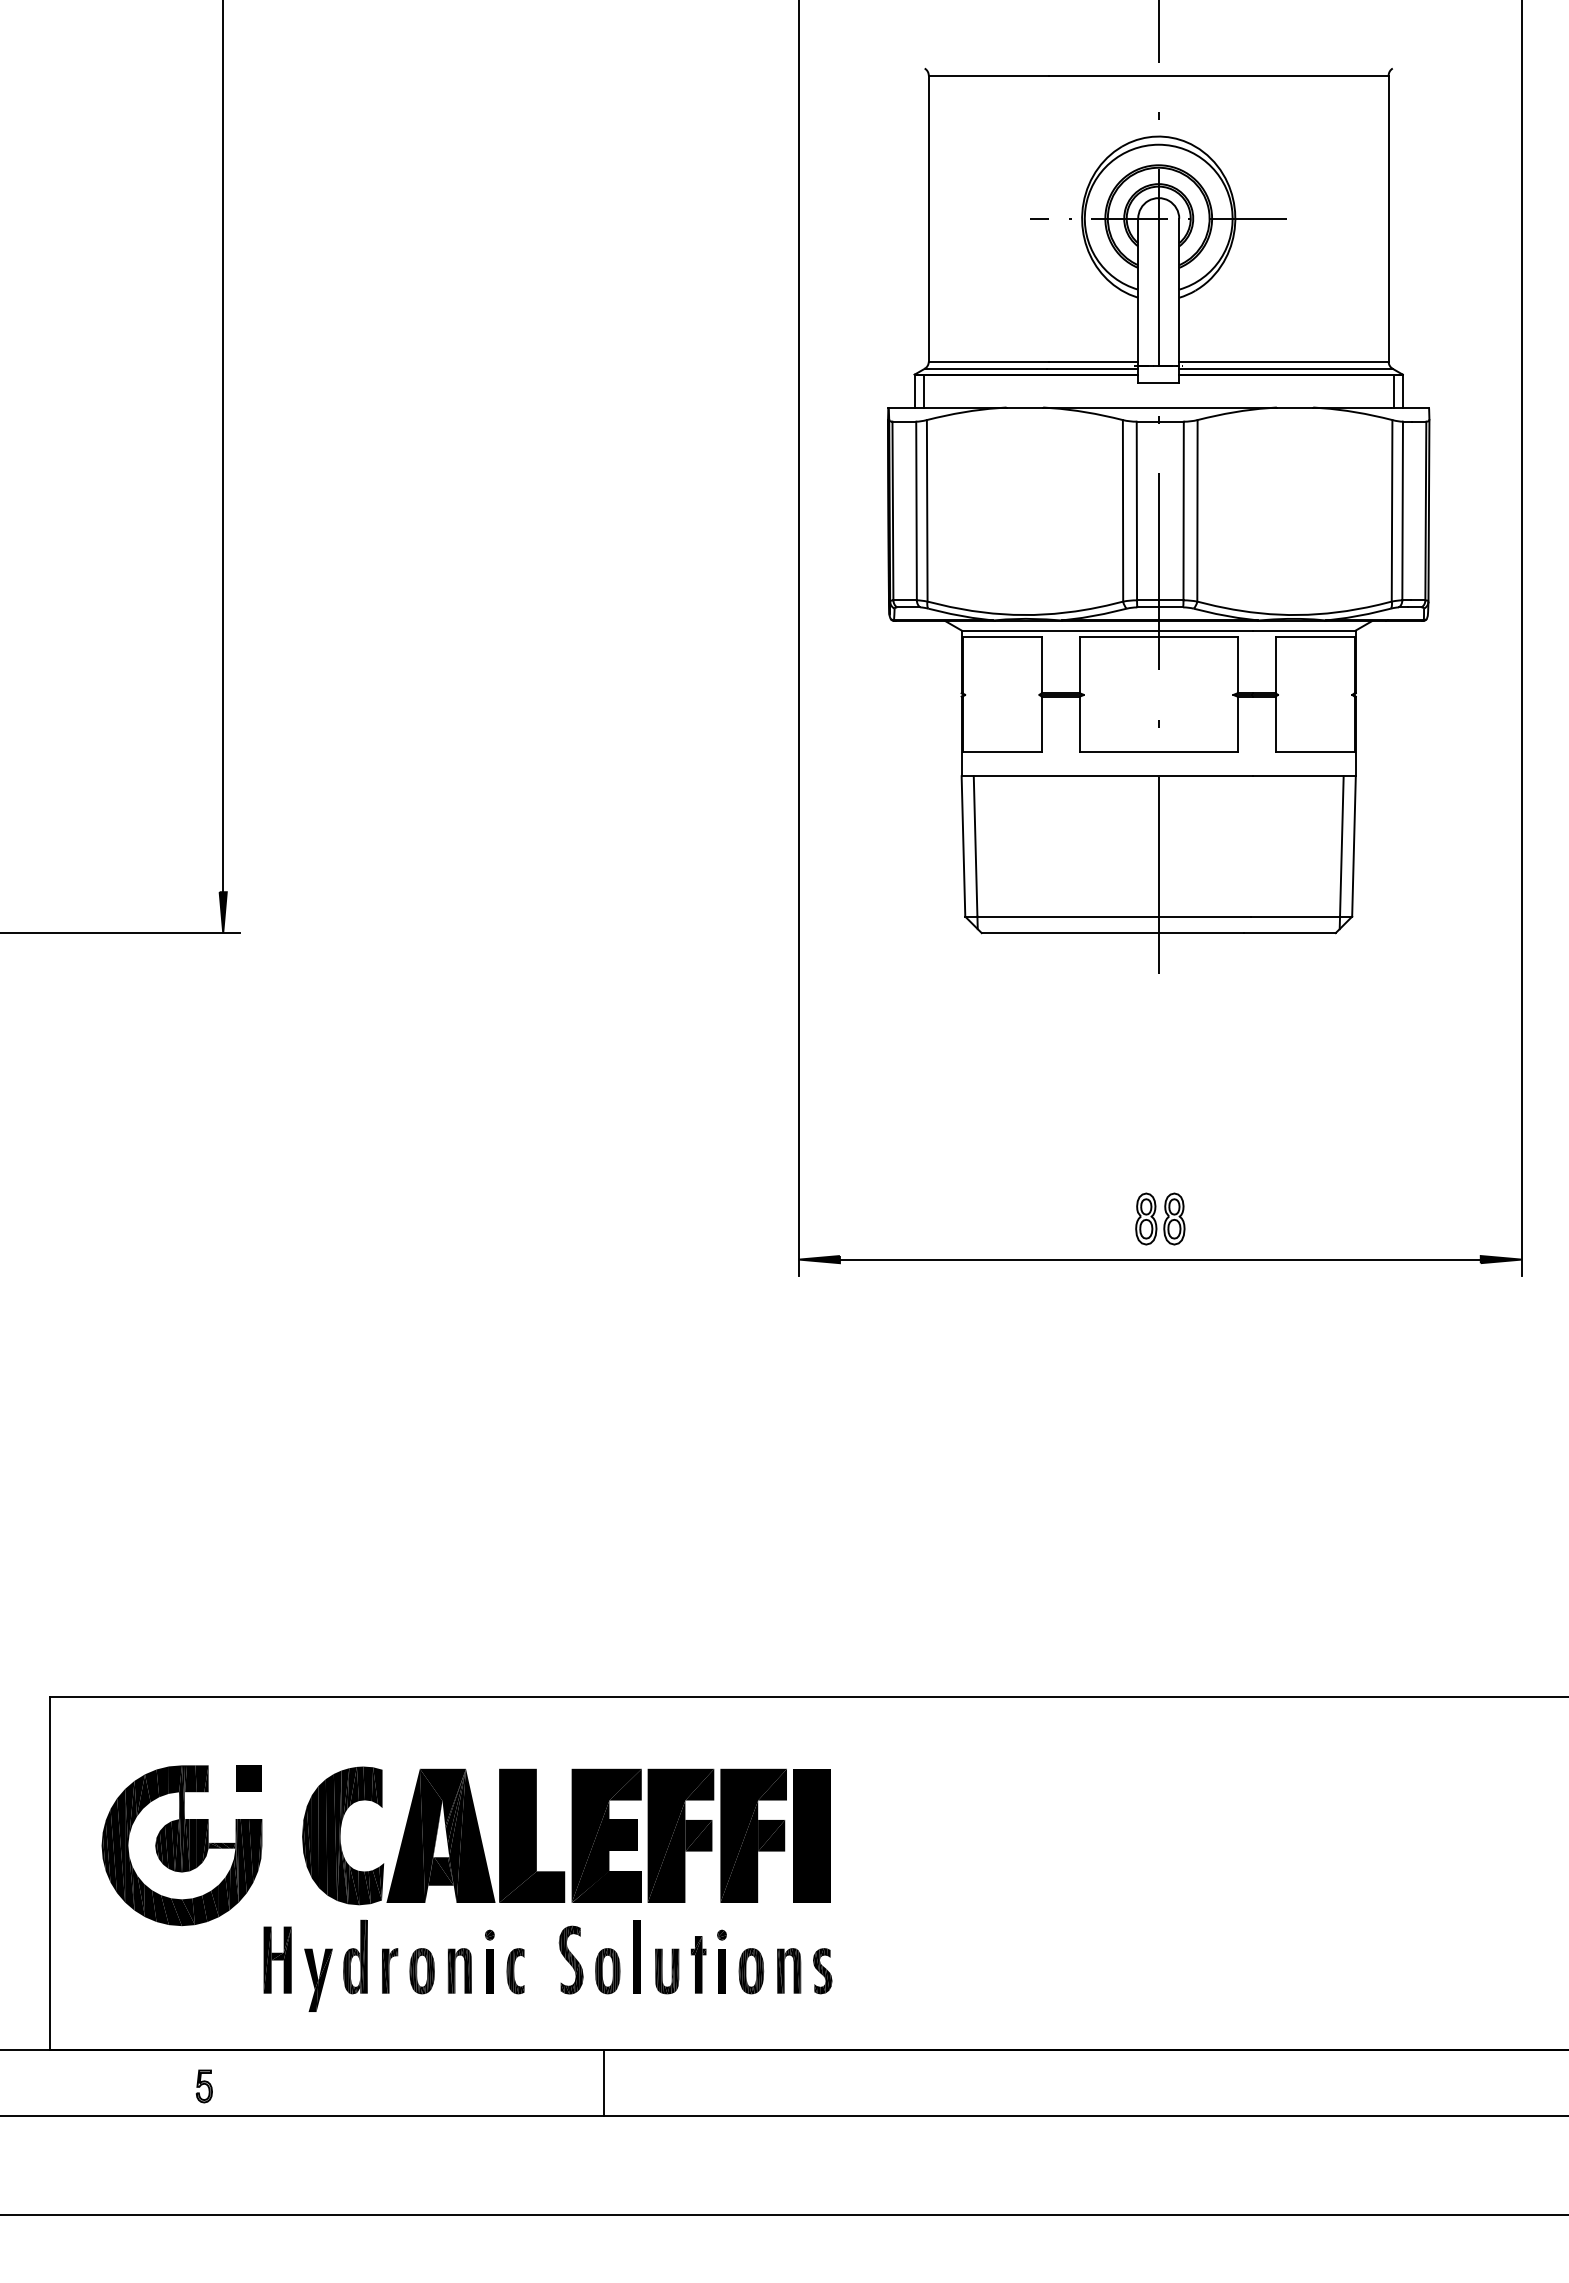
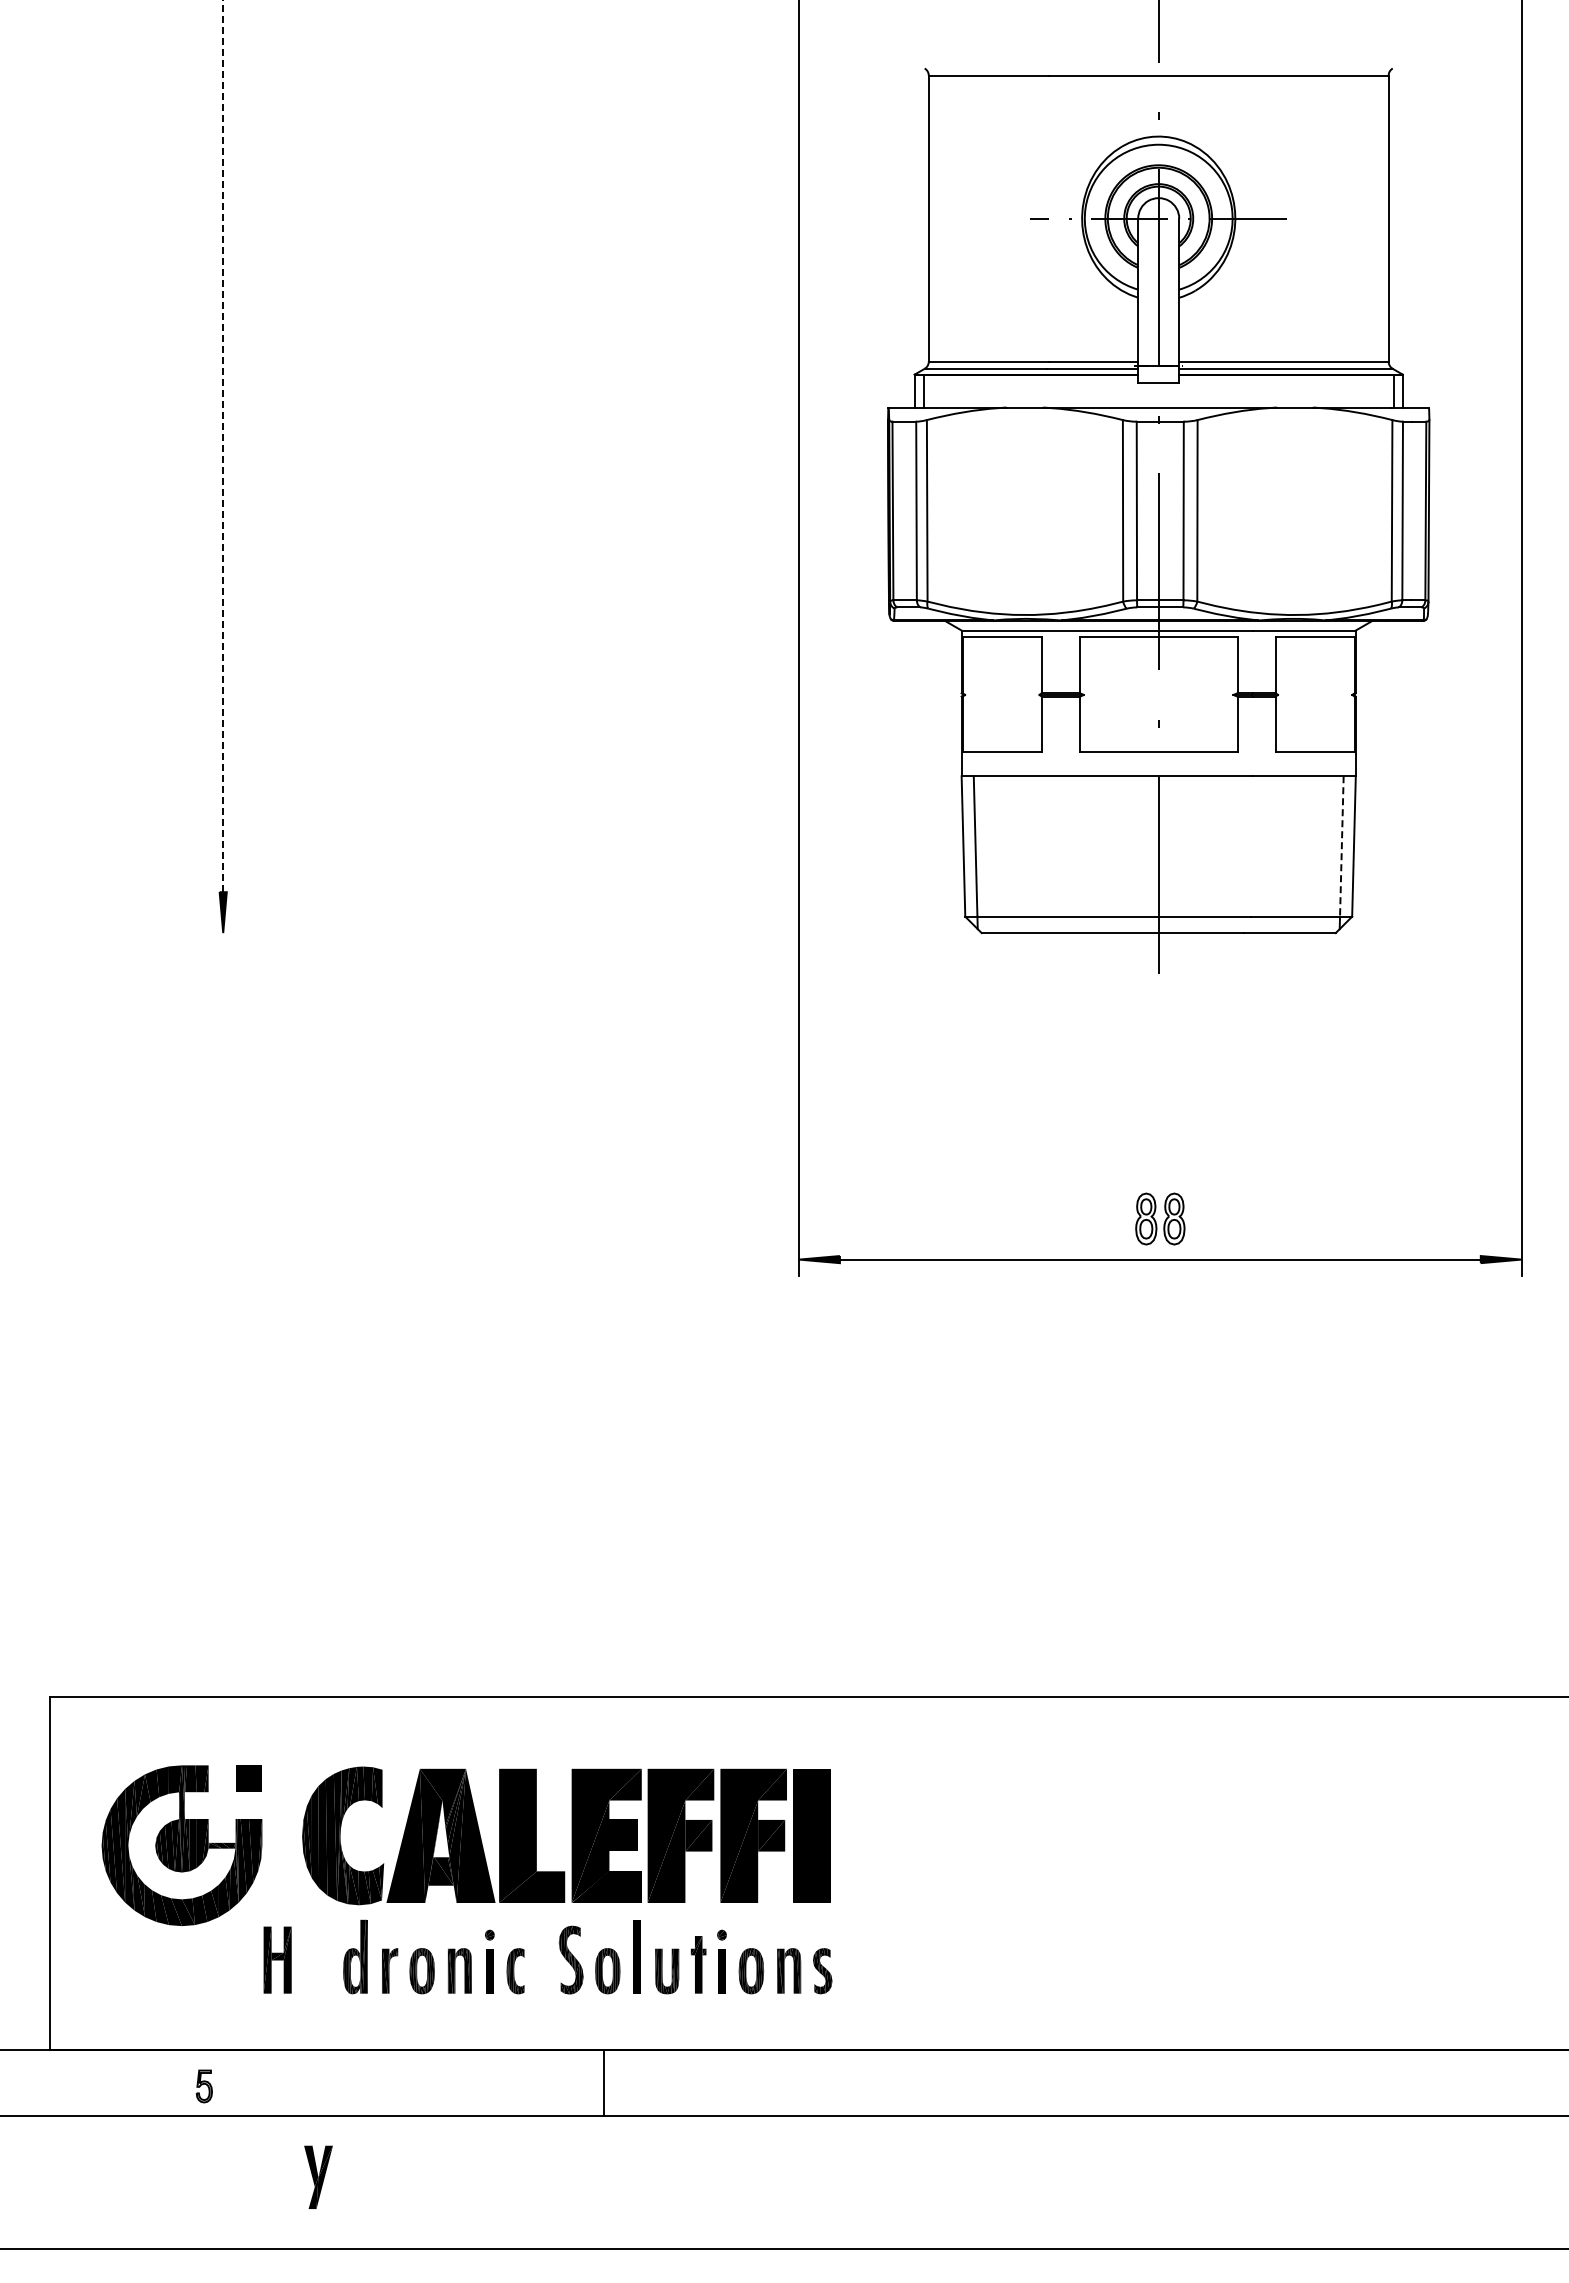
line: solid -> dashed (223, 446)
line: solid -> dashed (1341, 846)
line: present -> none (120, 933)
part position: (318, 1979) -> (318, 2176) (318, 2176)
line position: (783, 2214) -> (783, 2248) (783, 2248)
